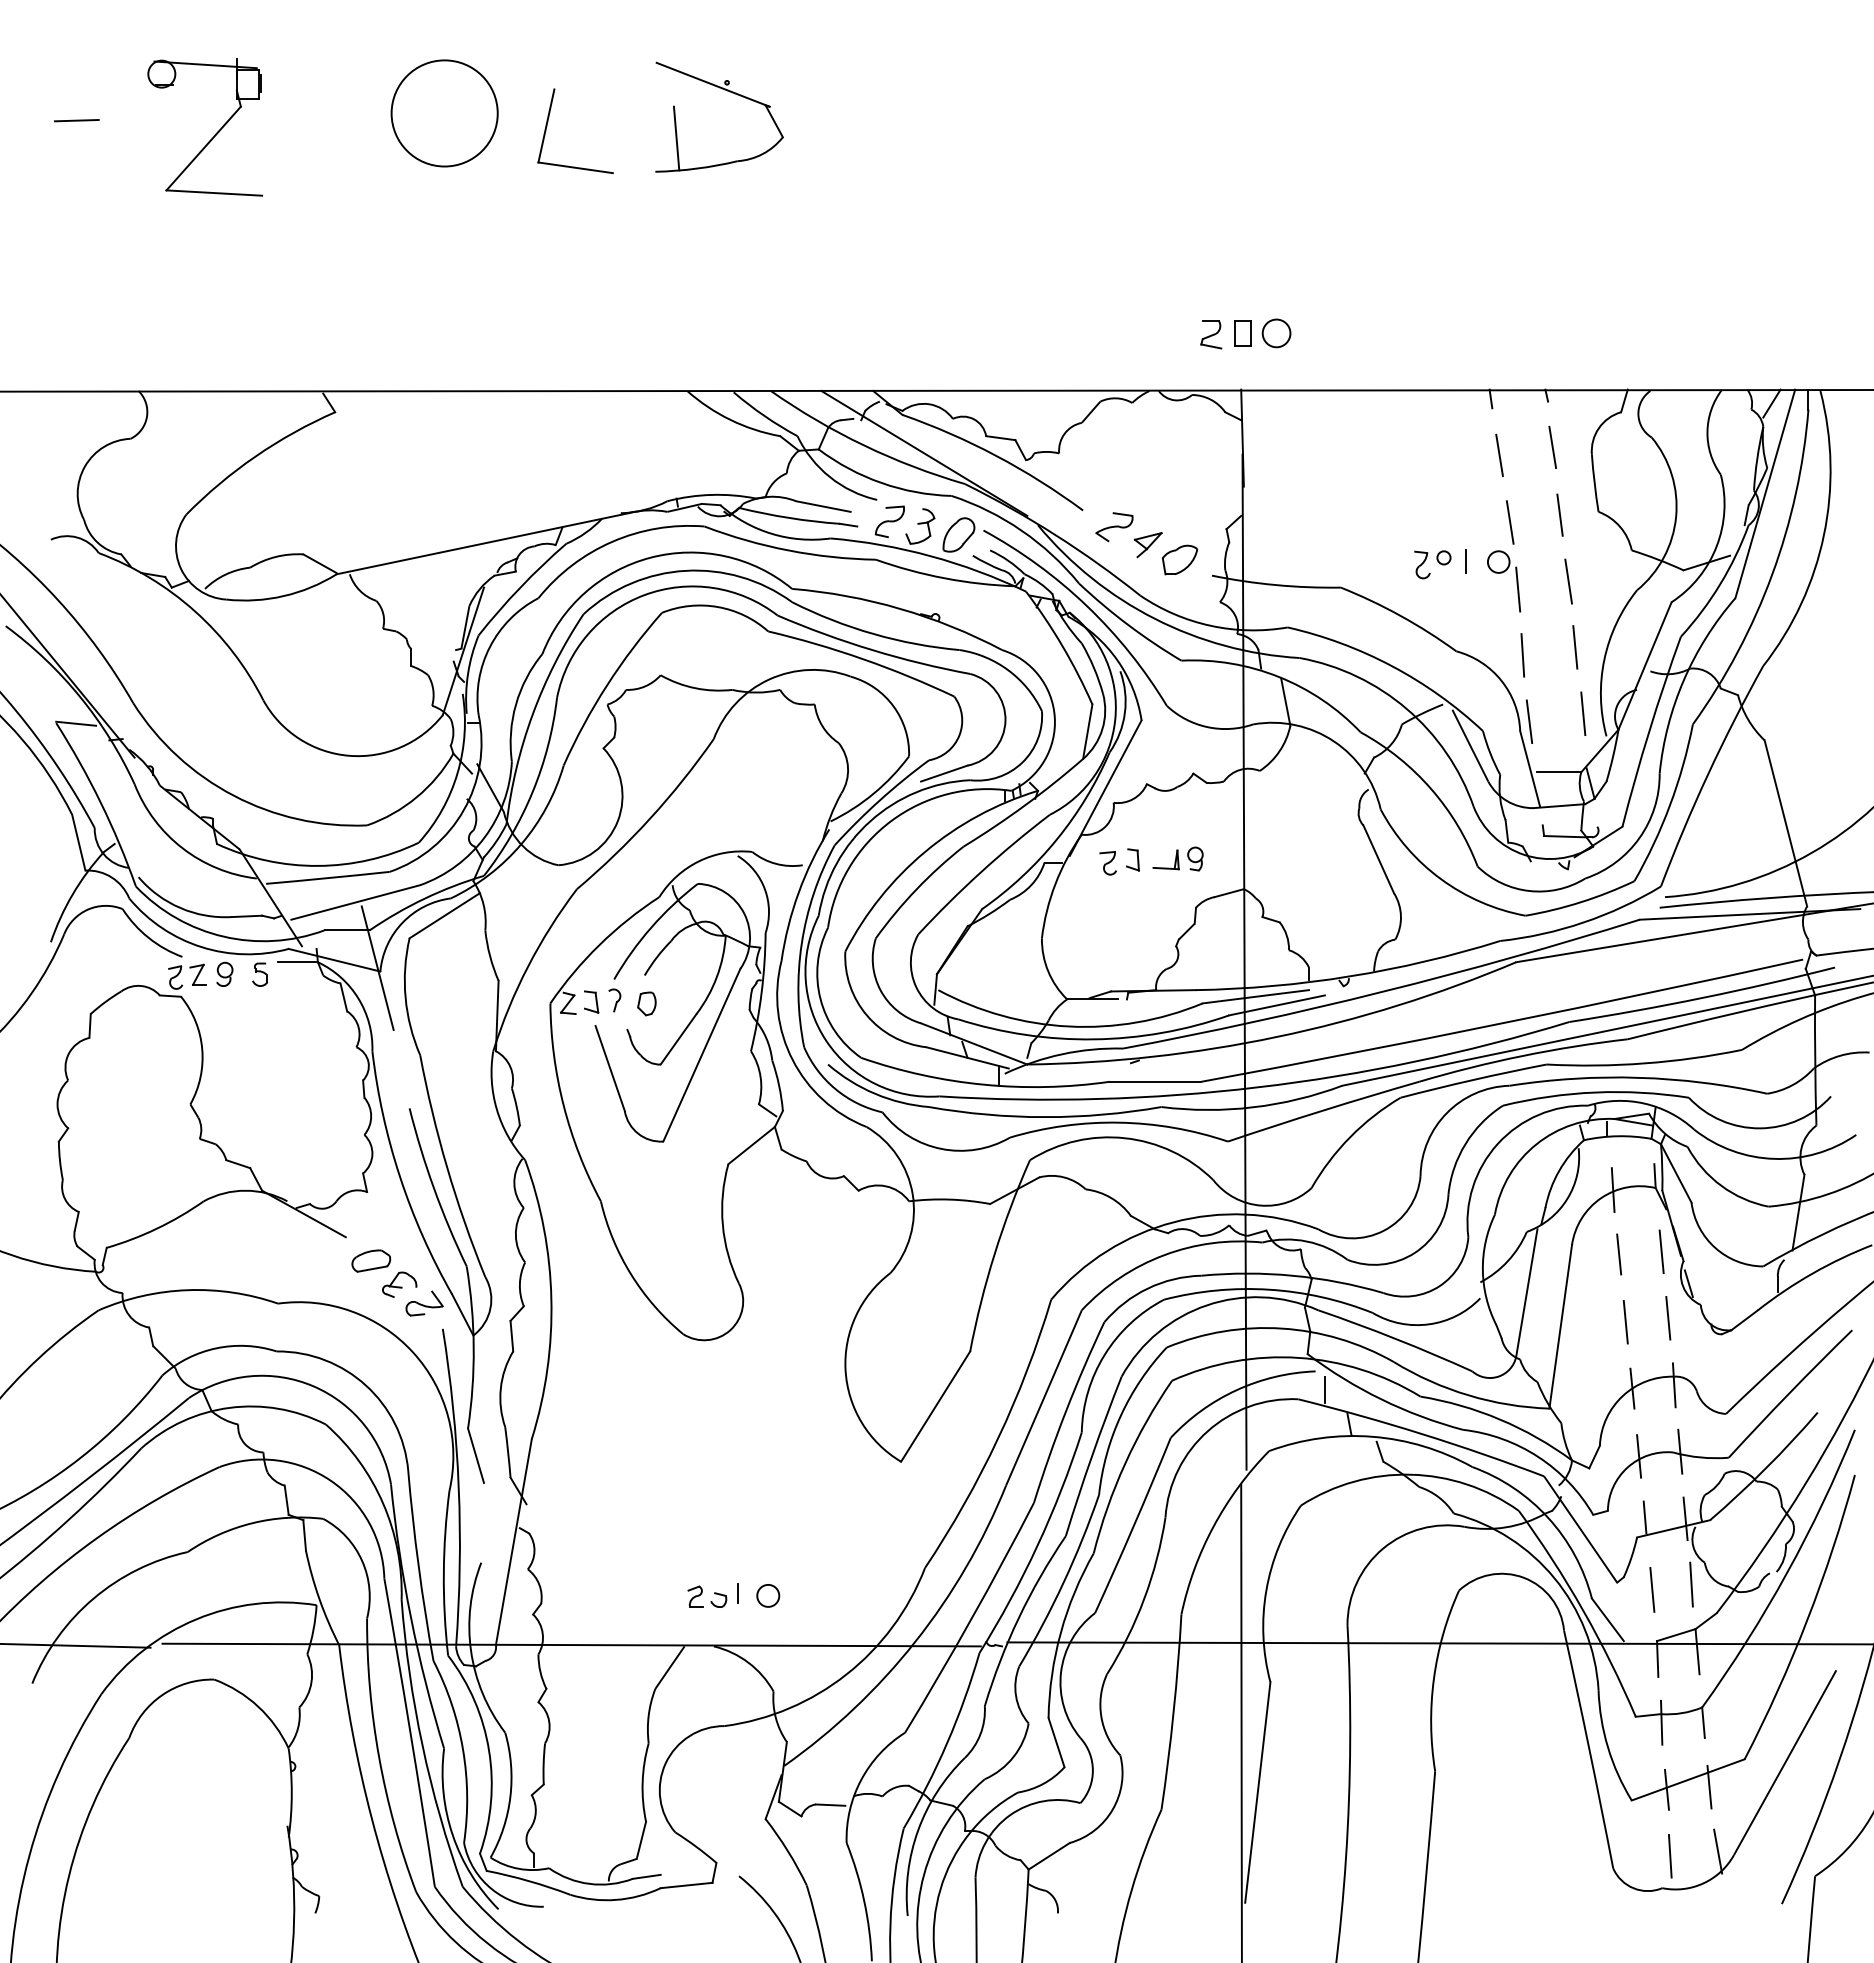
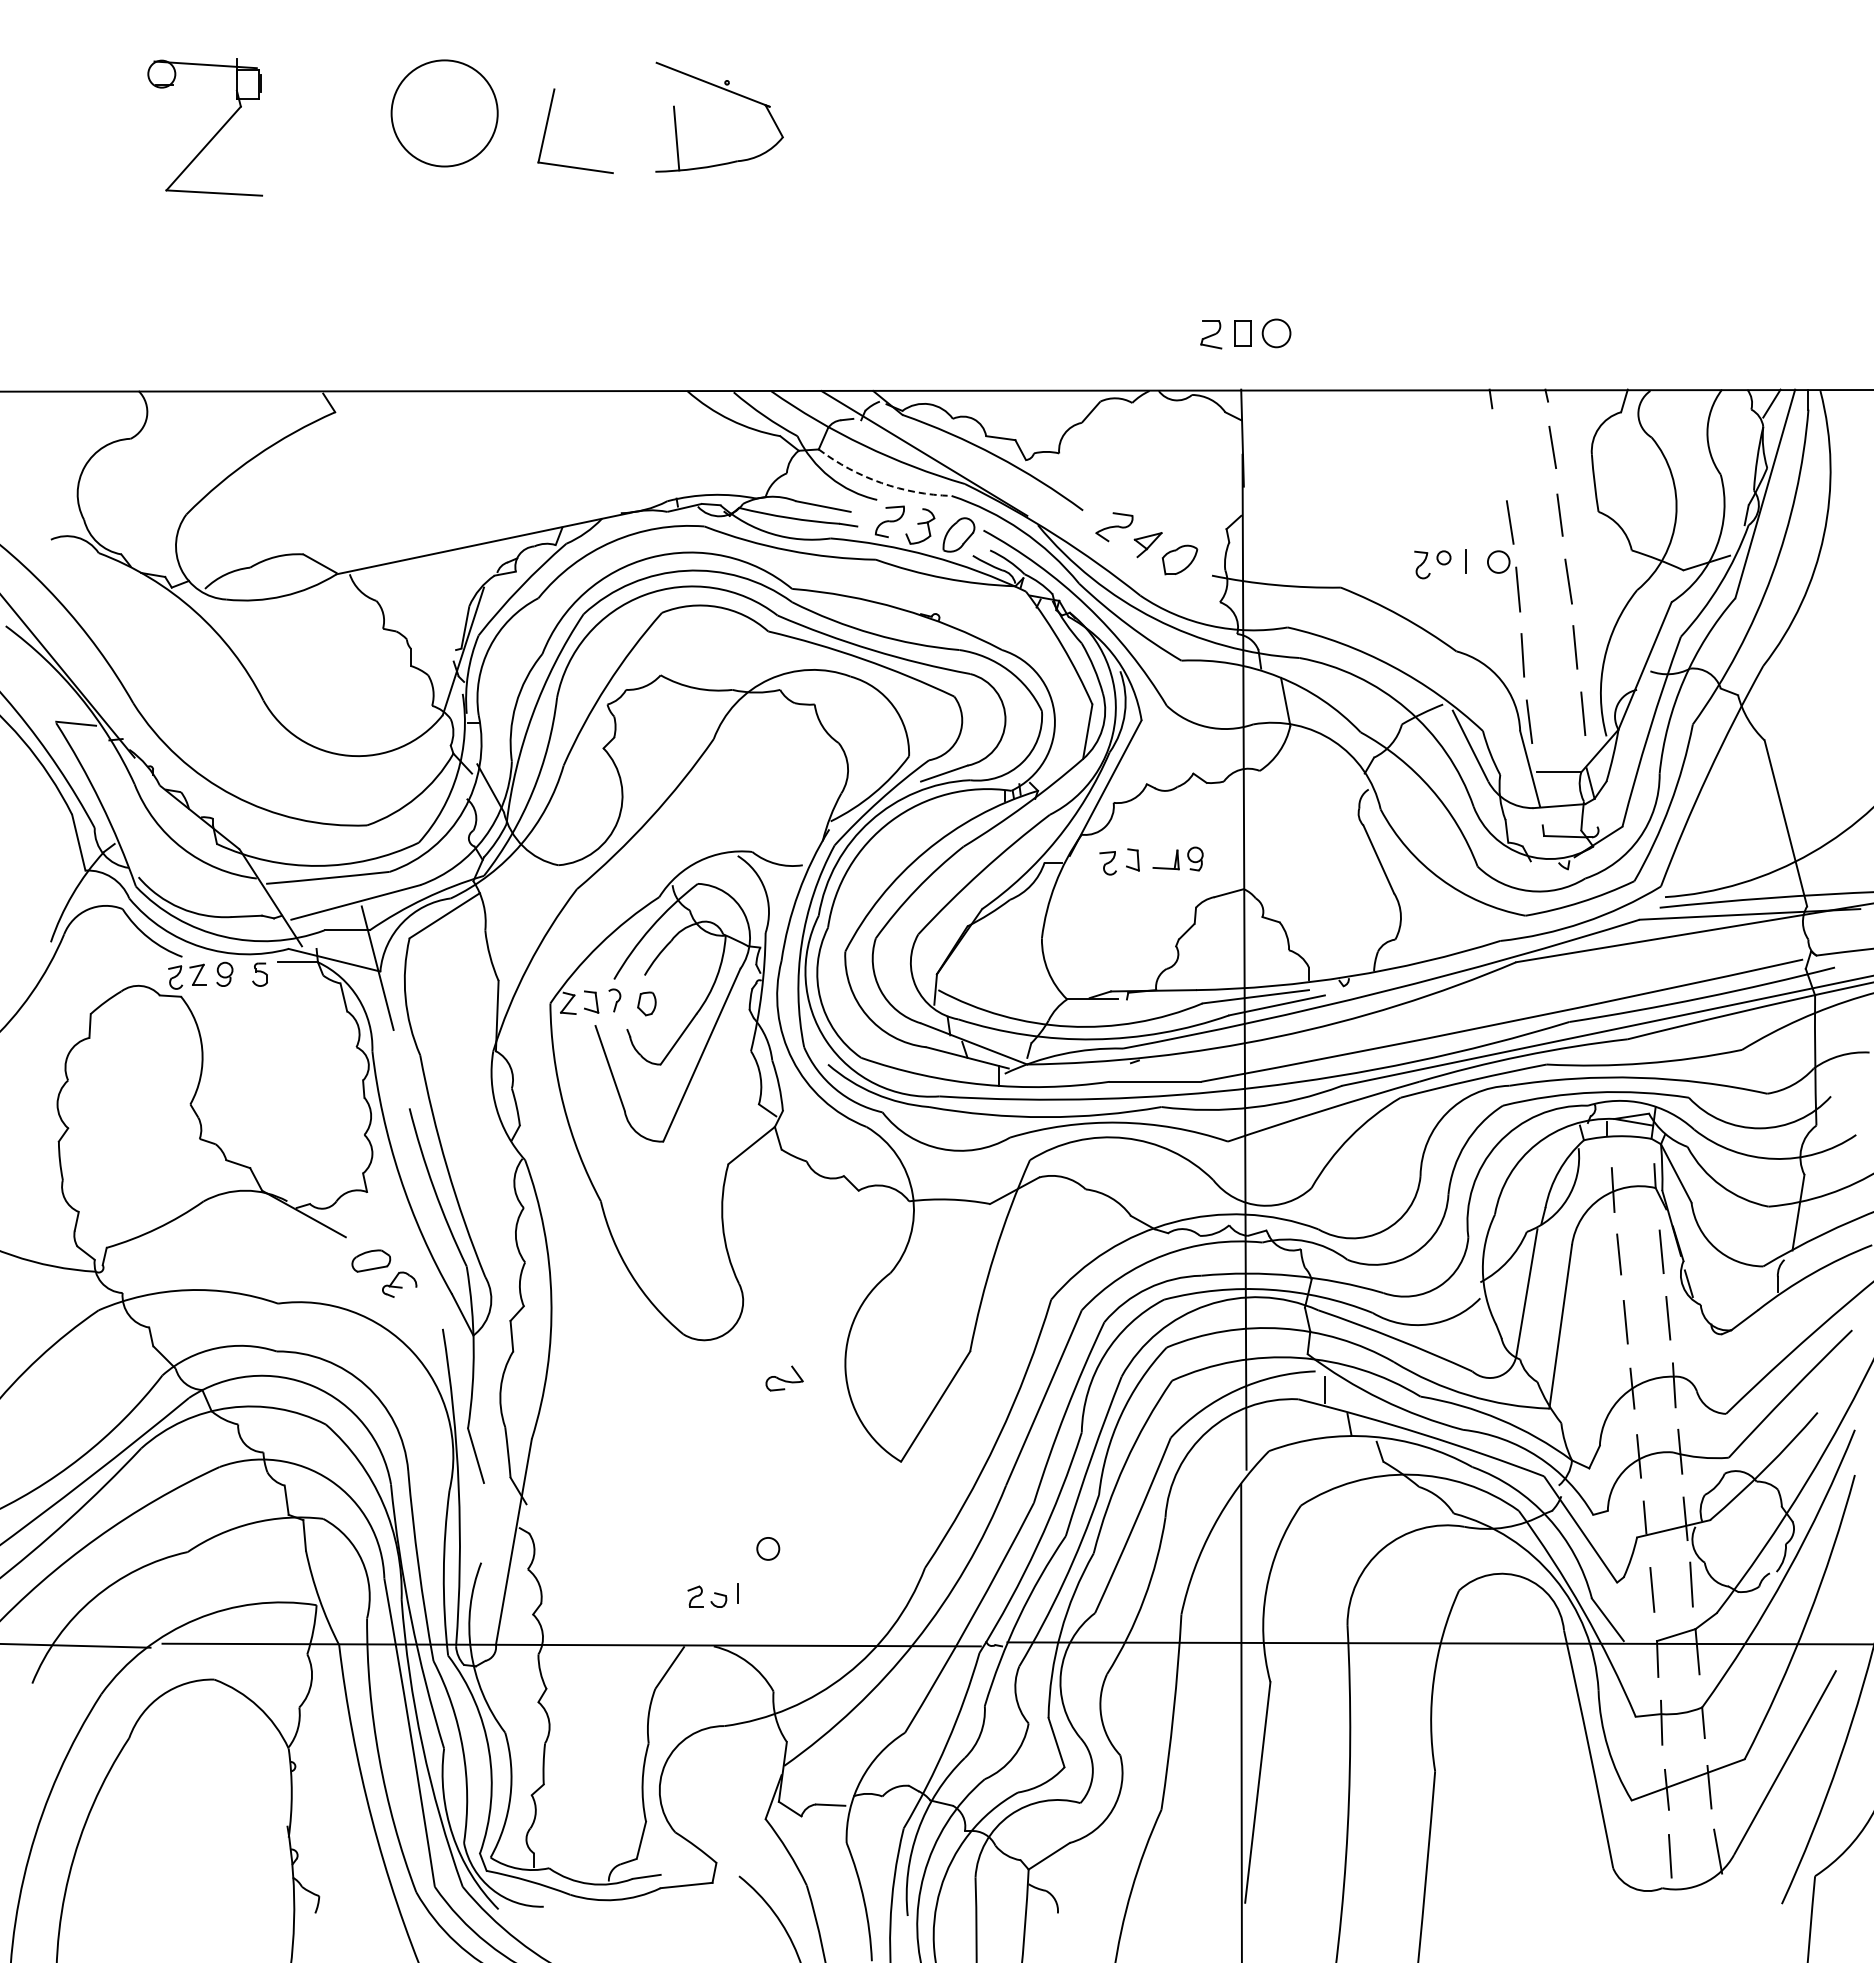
line: present -> none (76, 120)
line: present -> none (1499, 455)
arc: solid -> dashed (881, 483)
part position: (424, 1303) -> (784, 1378) (784, 1378)
circle position: (768, 1595) -> (768, 1548) (768, 1548)
